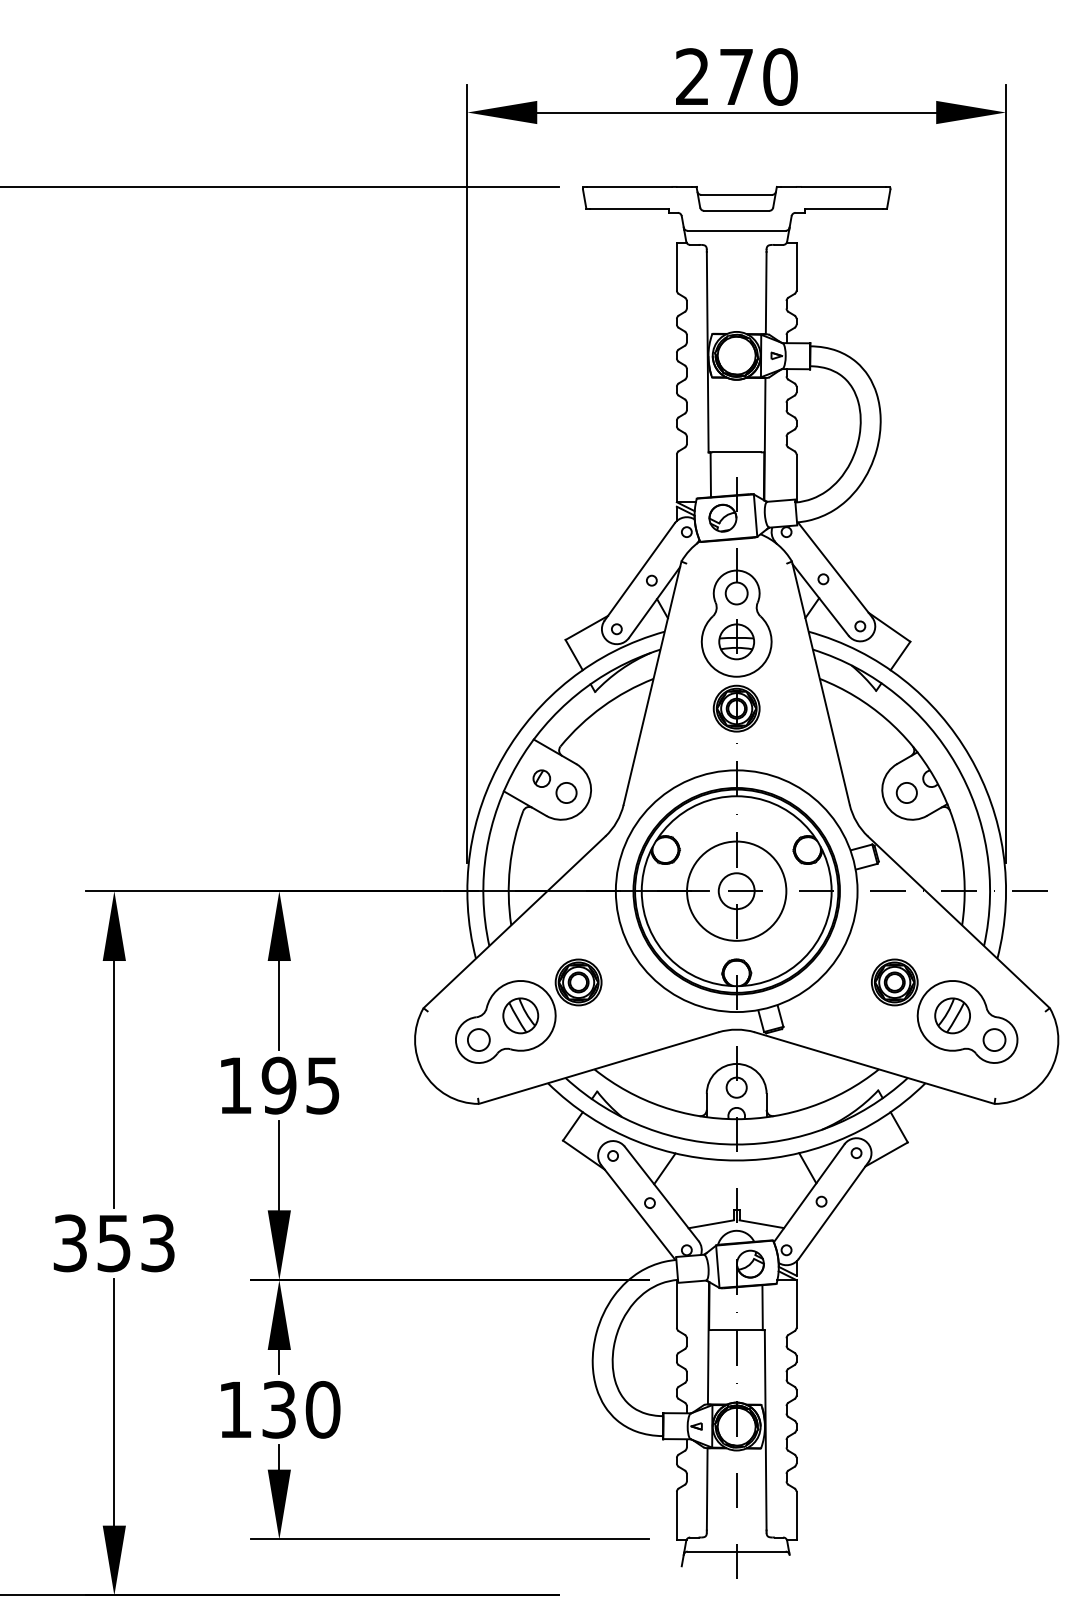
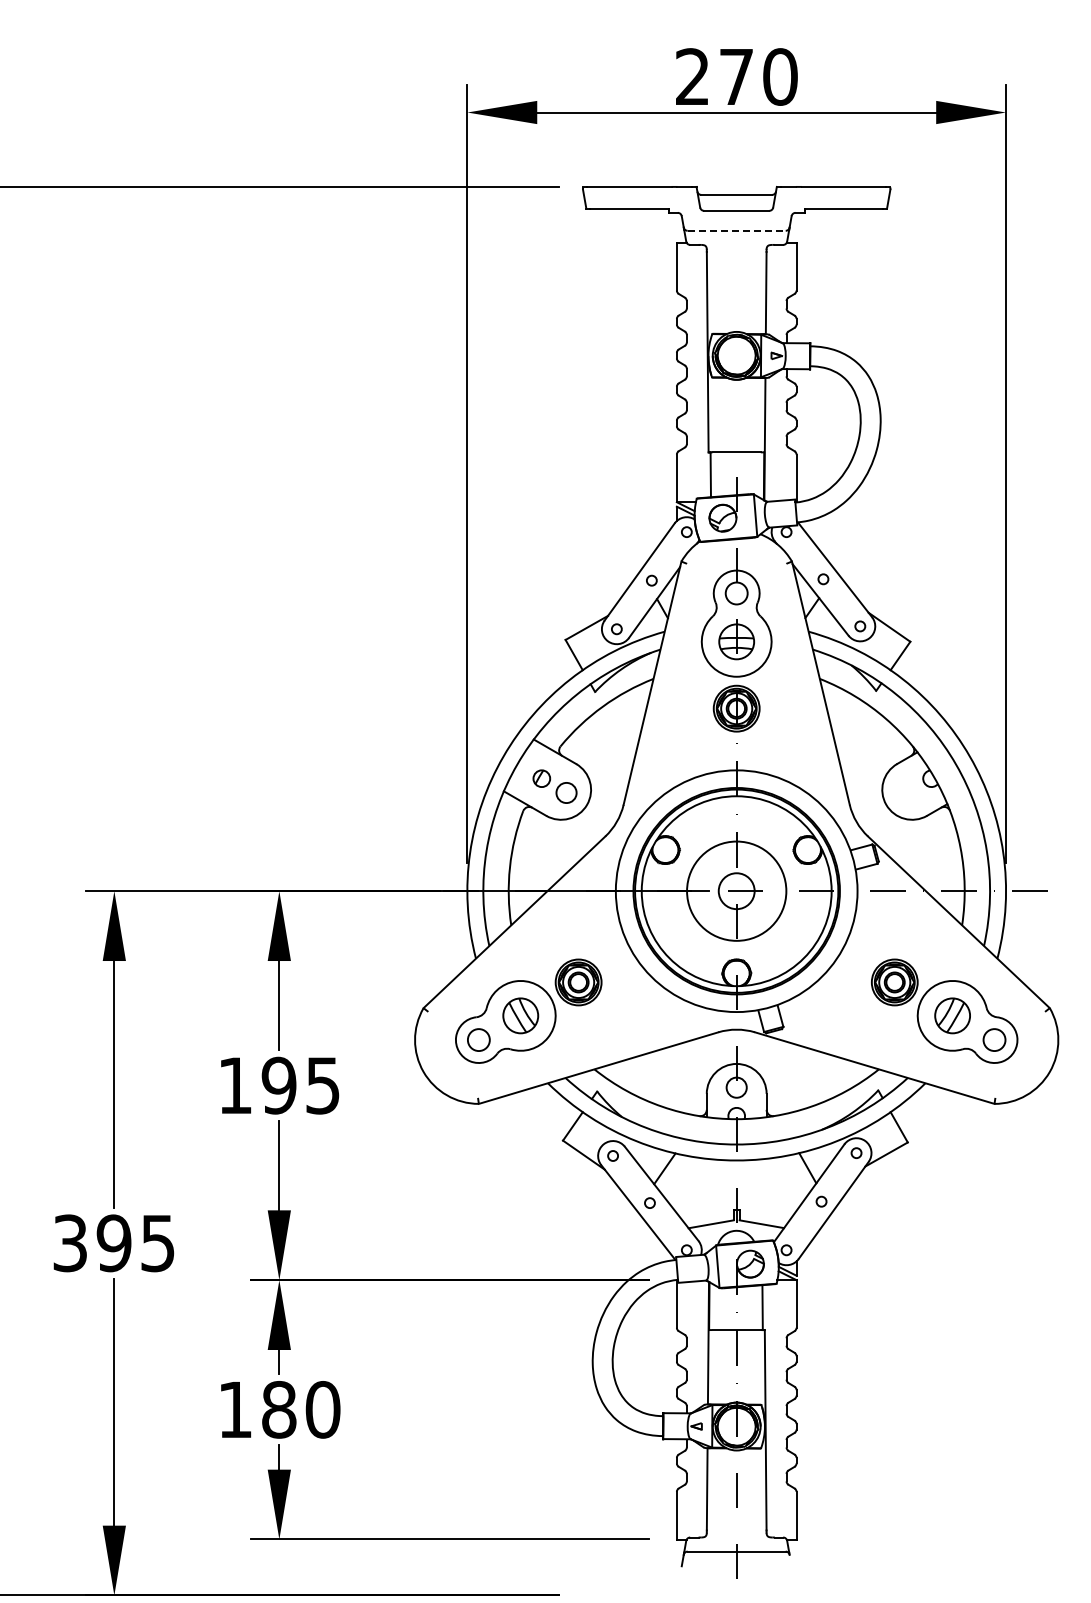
line: solid -> dashed (737, 230)
circle: present -> none (906, 792)
text: 353 -> 395 (135, 1243)
text: 130 -> 180 (279, 1409)
